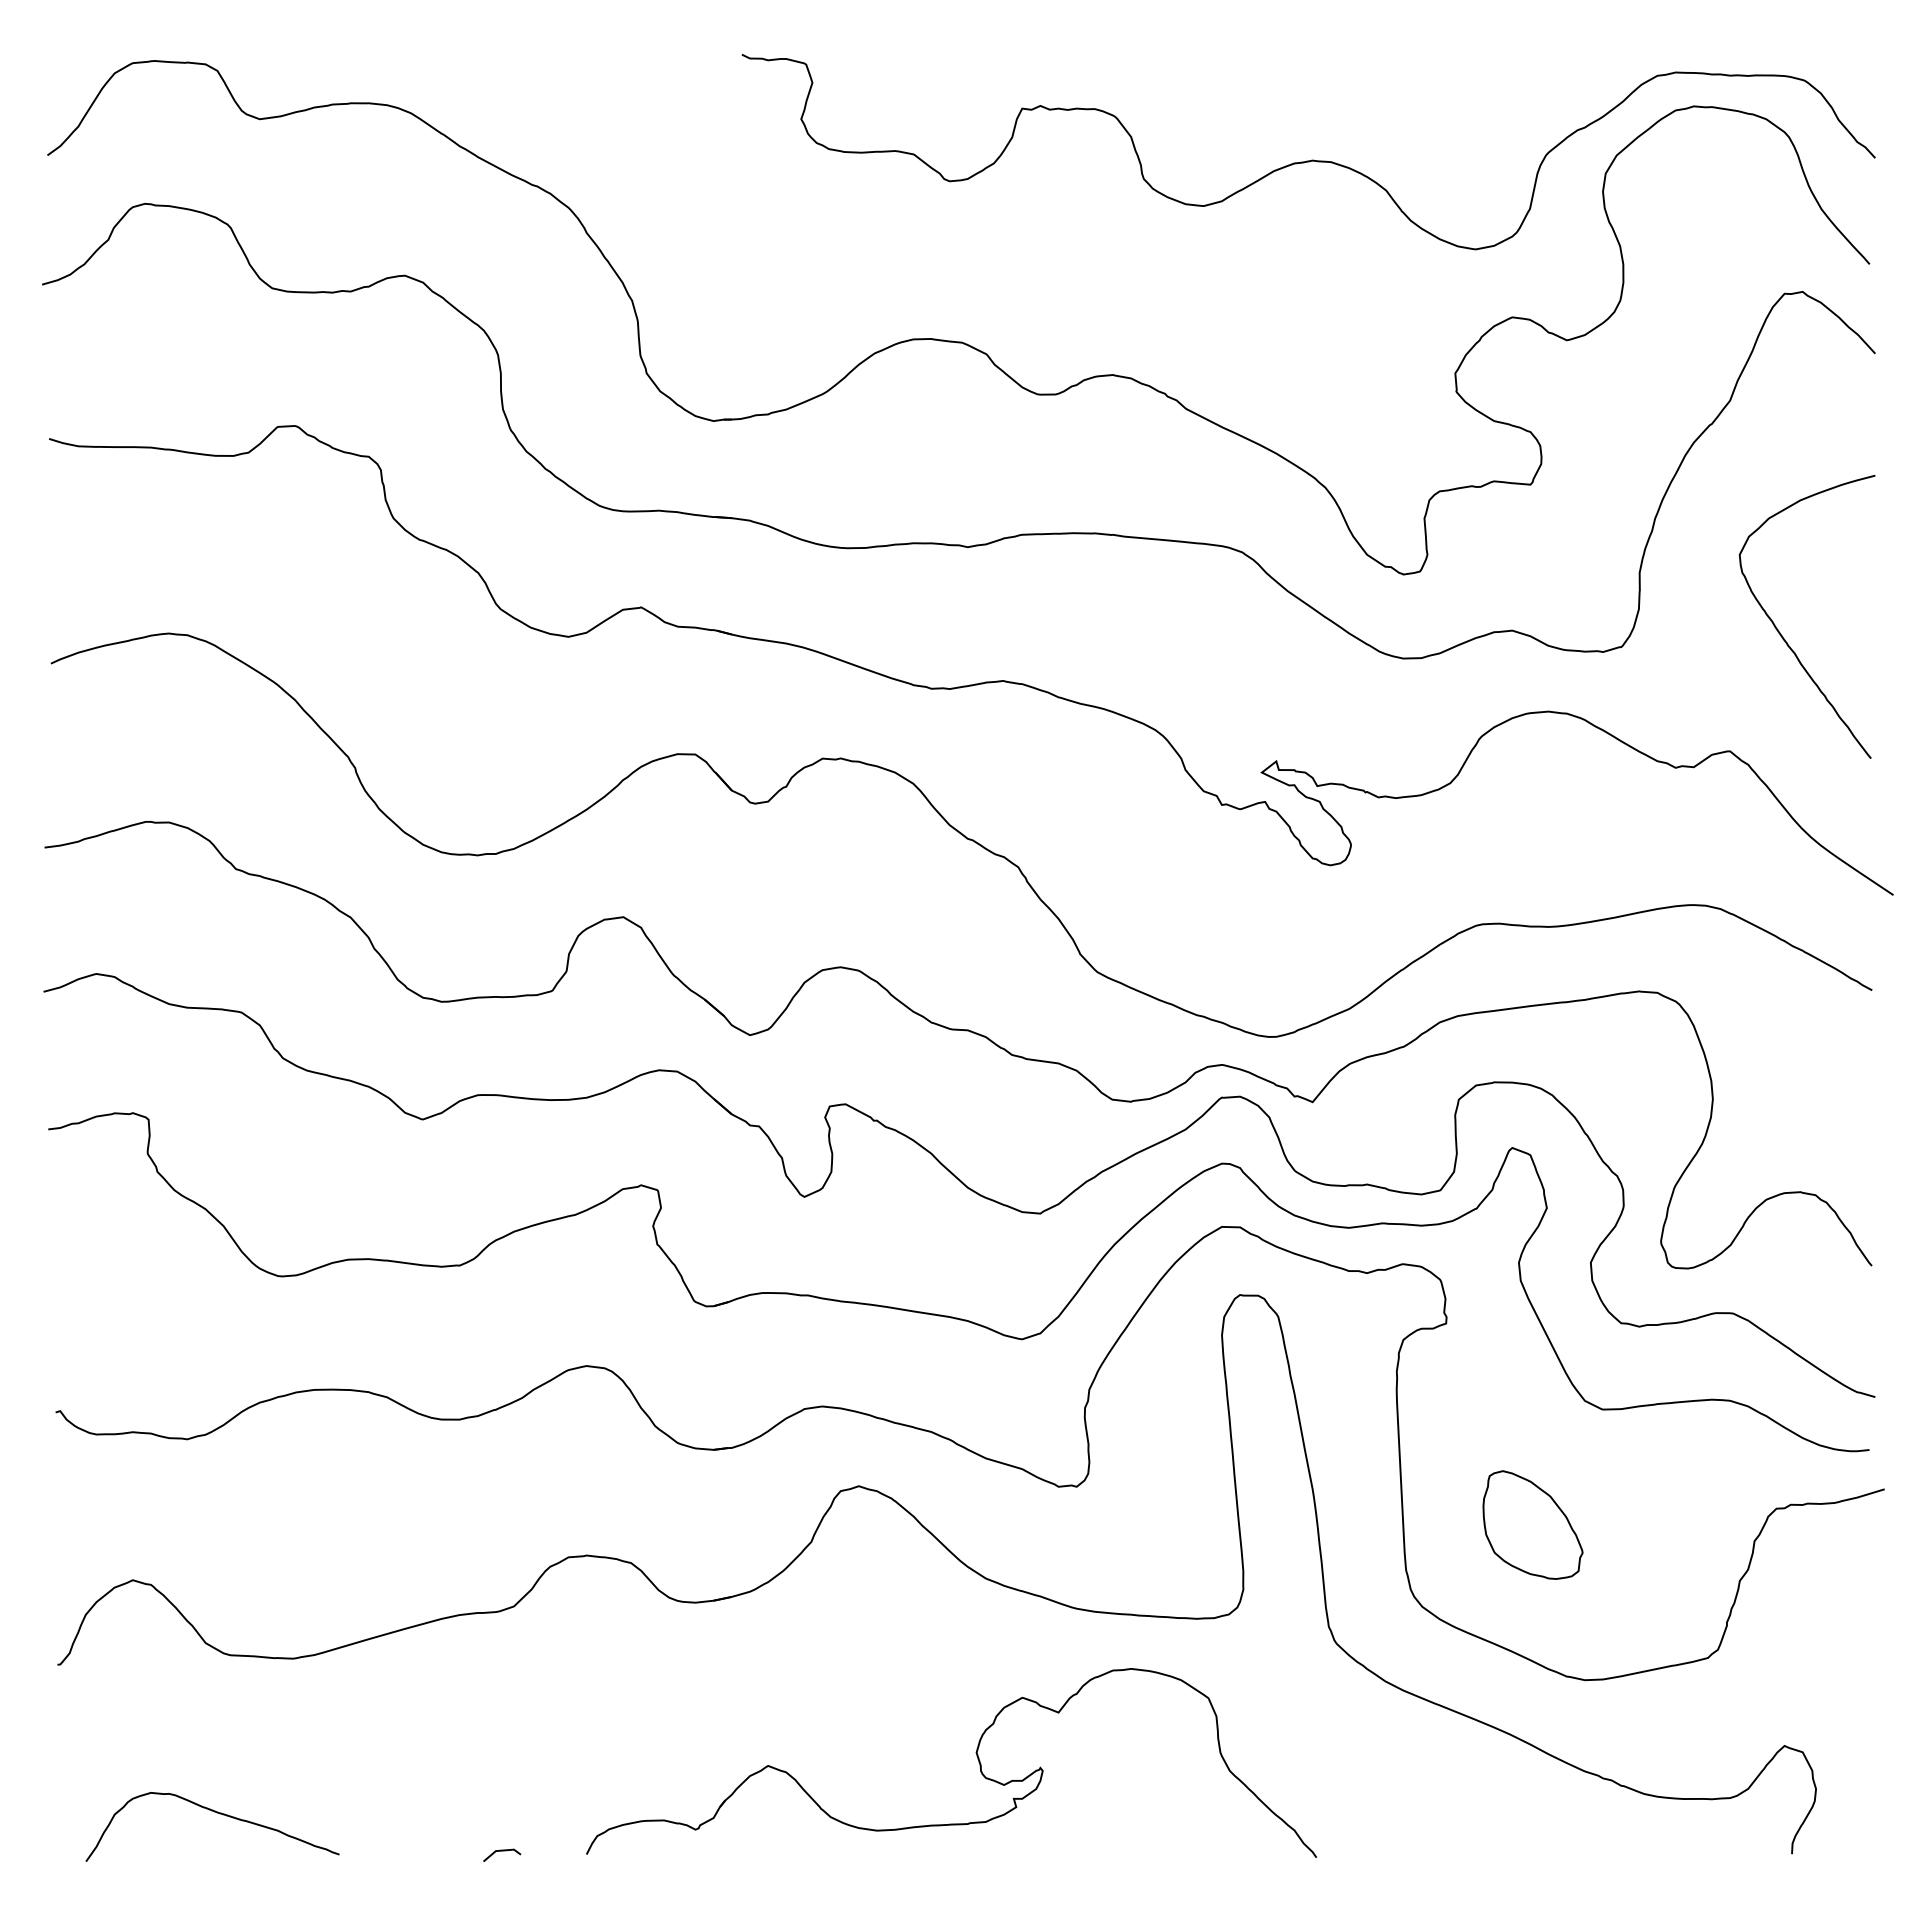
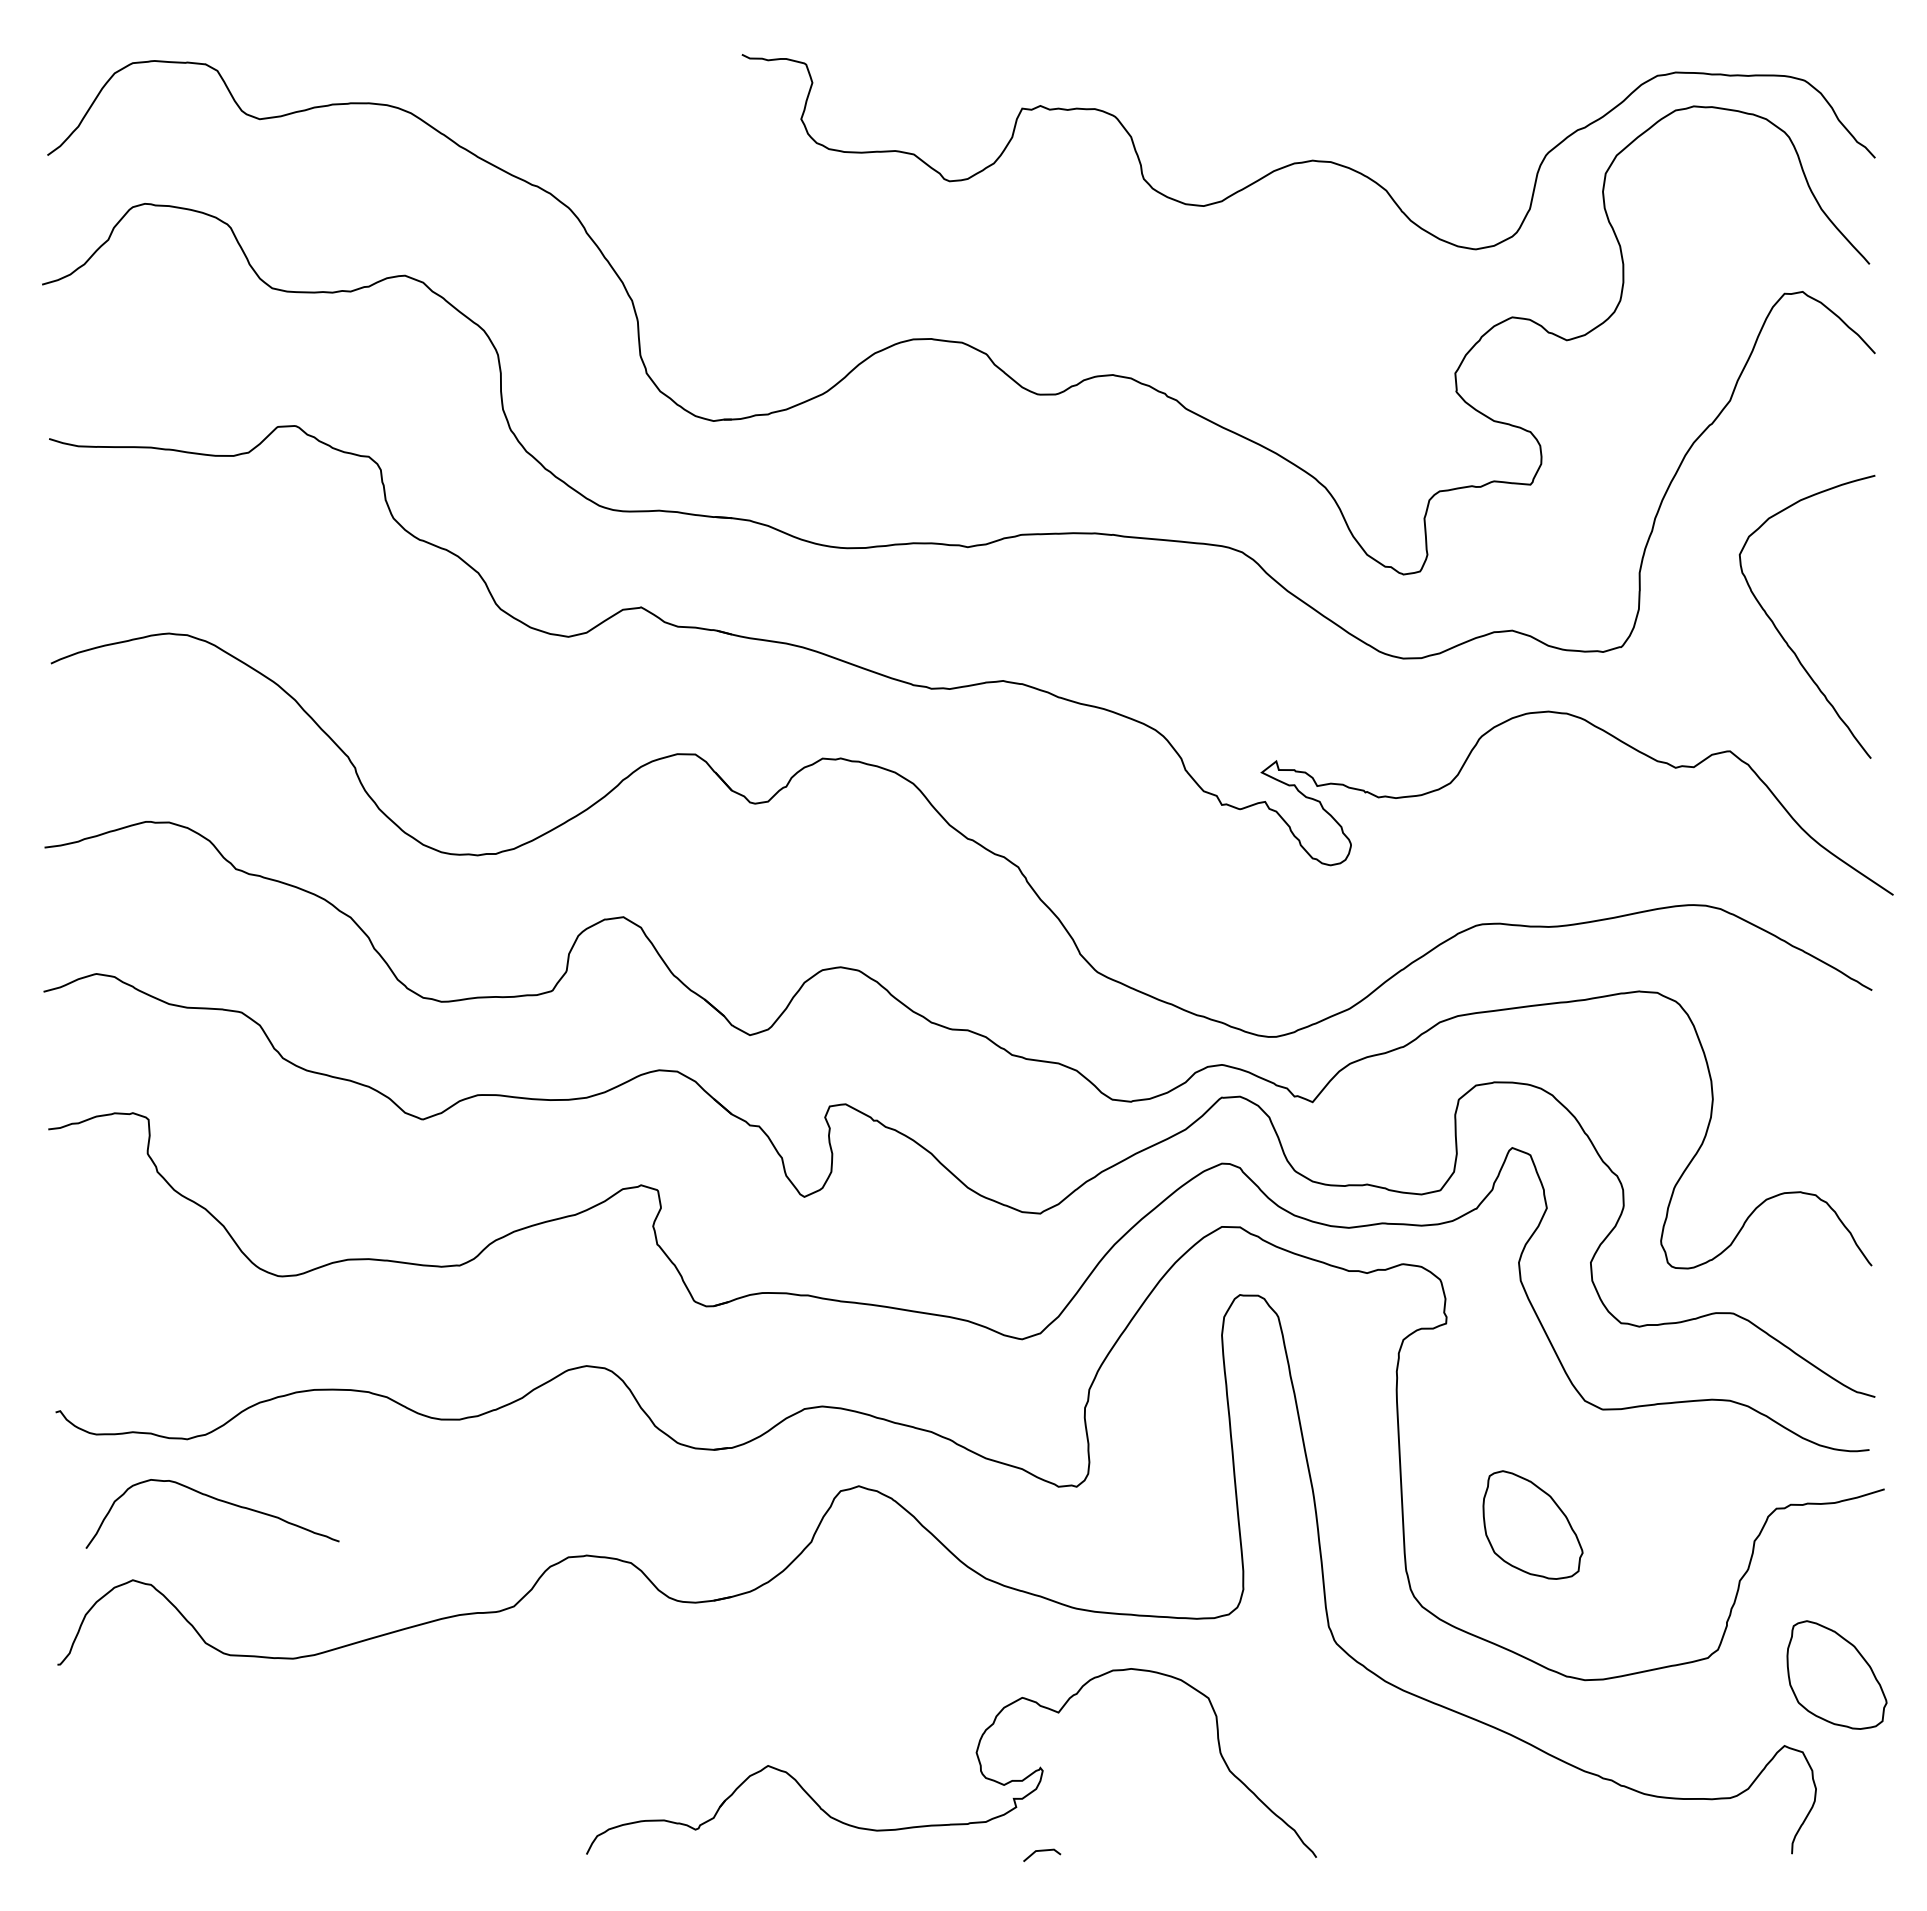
part: none -> present (1836, 1674)
curve position: (216, 1813) -> (216, 1500) (216, 1500)
line position: (502, 1851) -> (1042, 1851) (1042, 1851)
